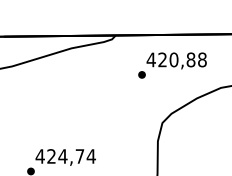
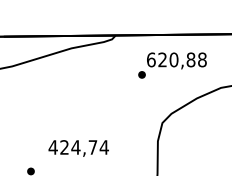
text: 420,88 -> 620,88 (150, 59)
text position: (65, 157) -> (78, 148) (78, 148)
